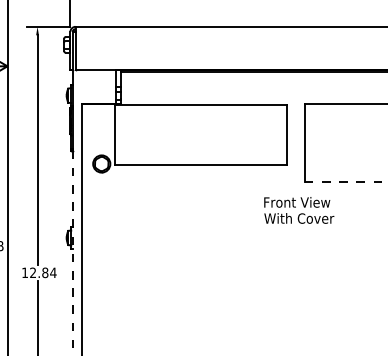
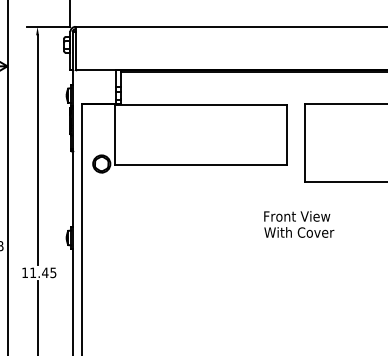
line: dashed -> solid (346, 182)
text position: (299, 210) -> (299, 224) (299, 224)
line: dashed -> solid (72, 253)
text: 12.84 -> 11.45 (43, 272)
